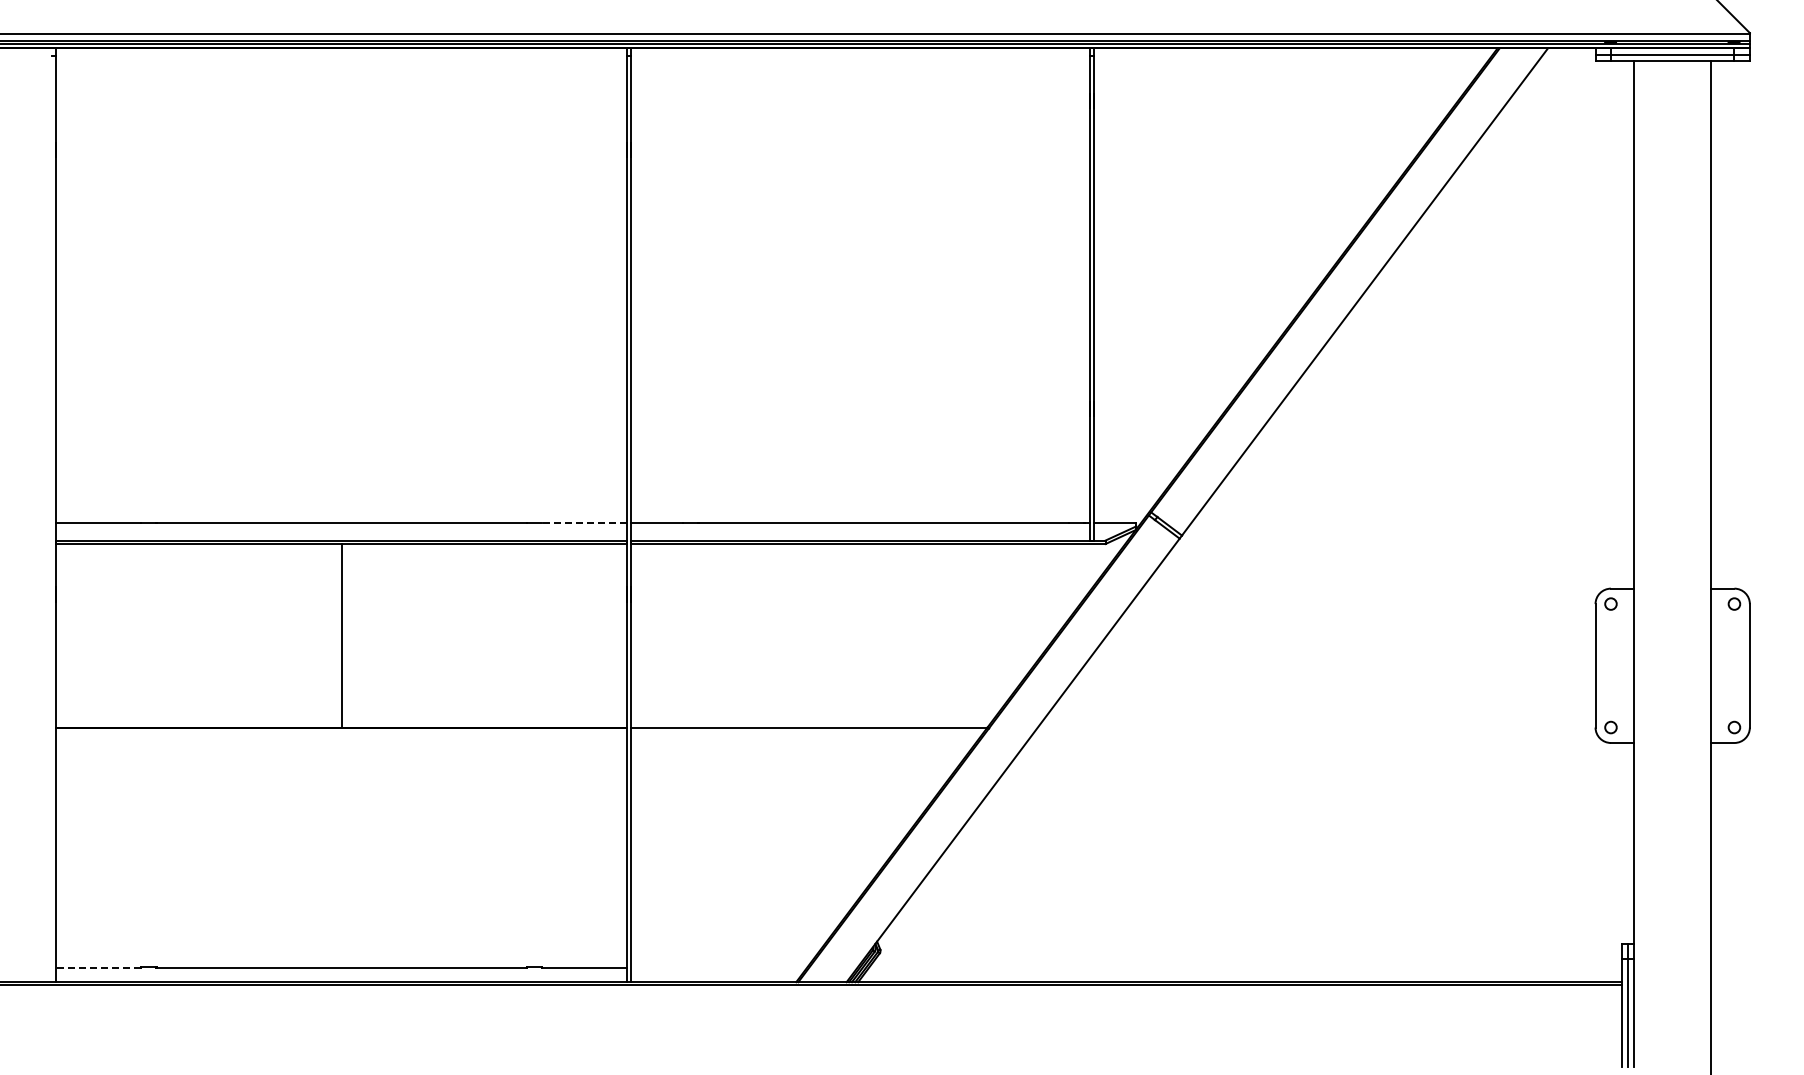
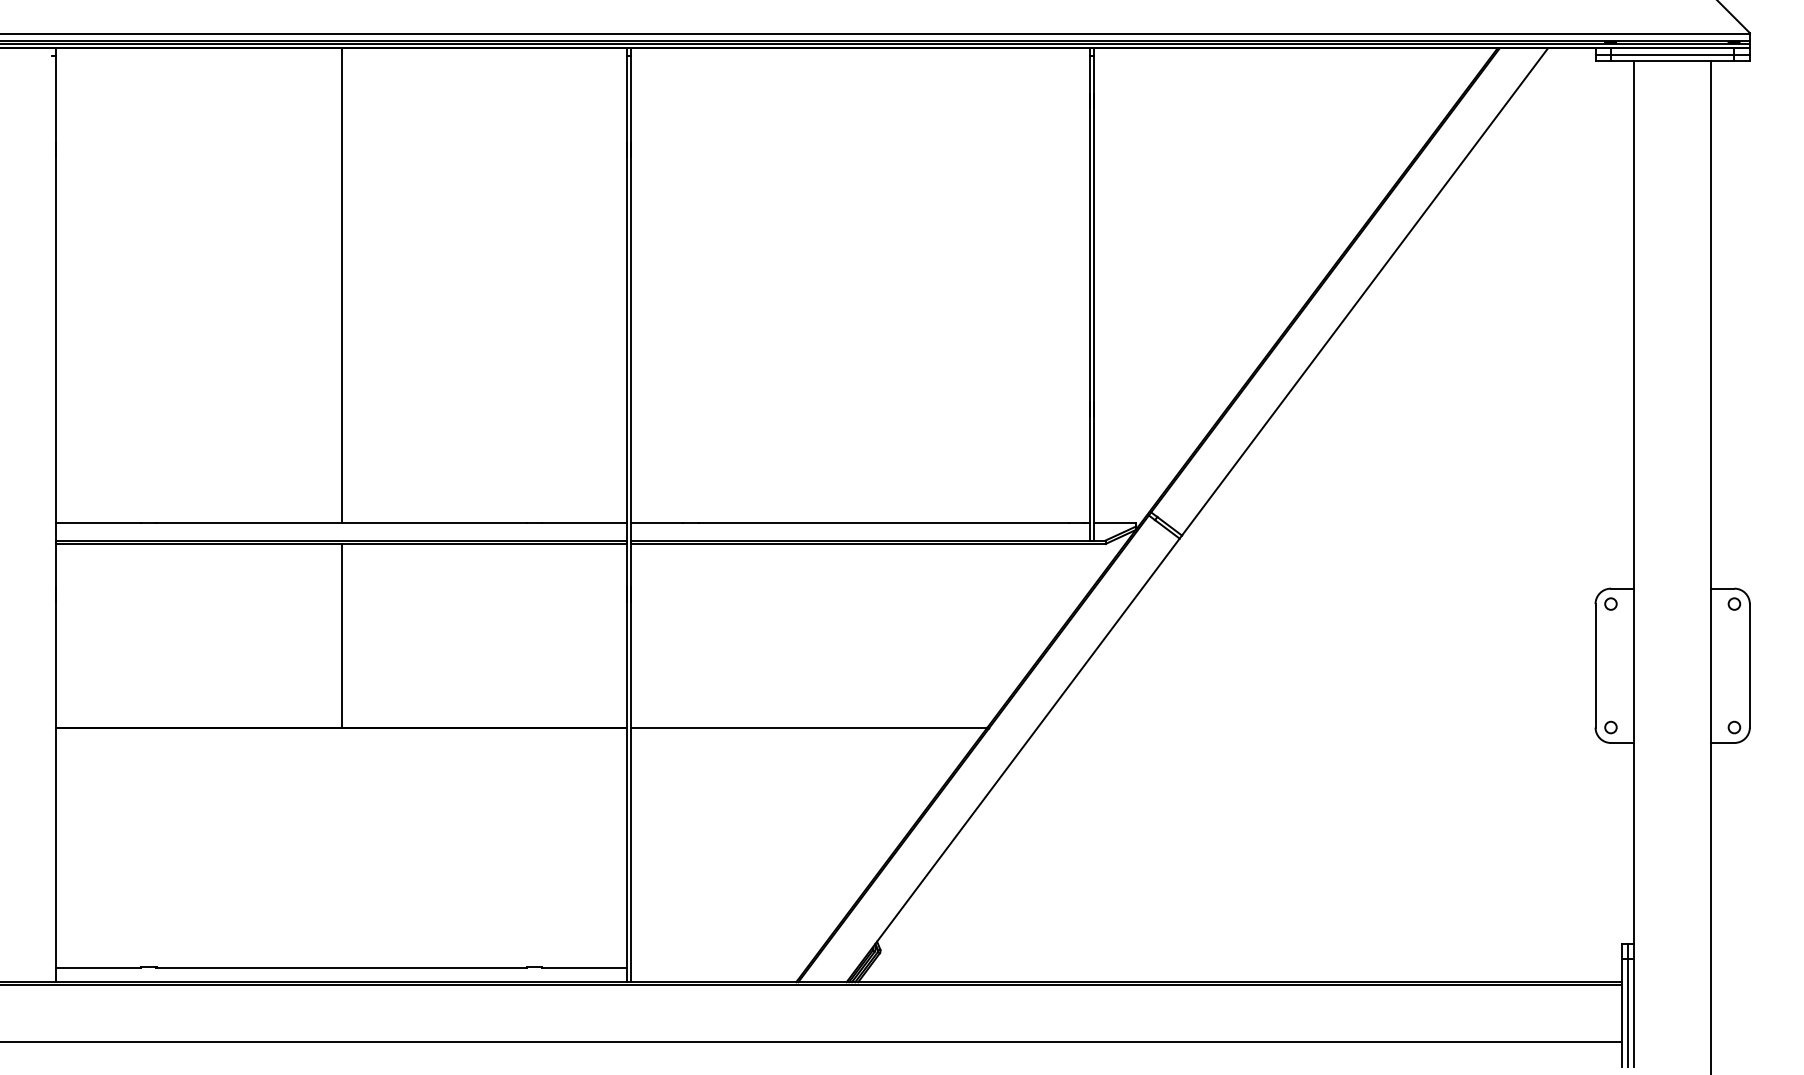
line: none -> present (341, 285)
line: dashed -> solid (584, 522)
line: dashed -> solid (97, 967)
line: none -> present (811, 1041)
